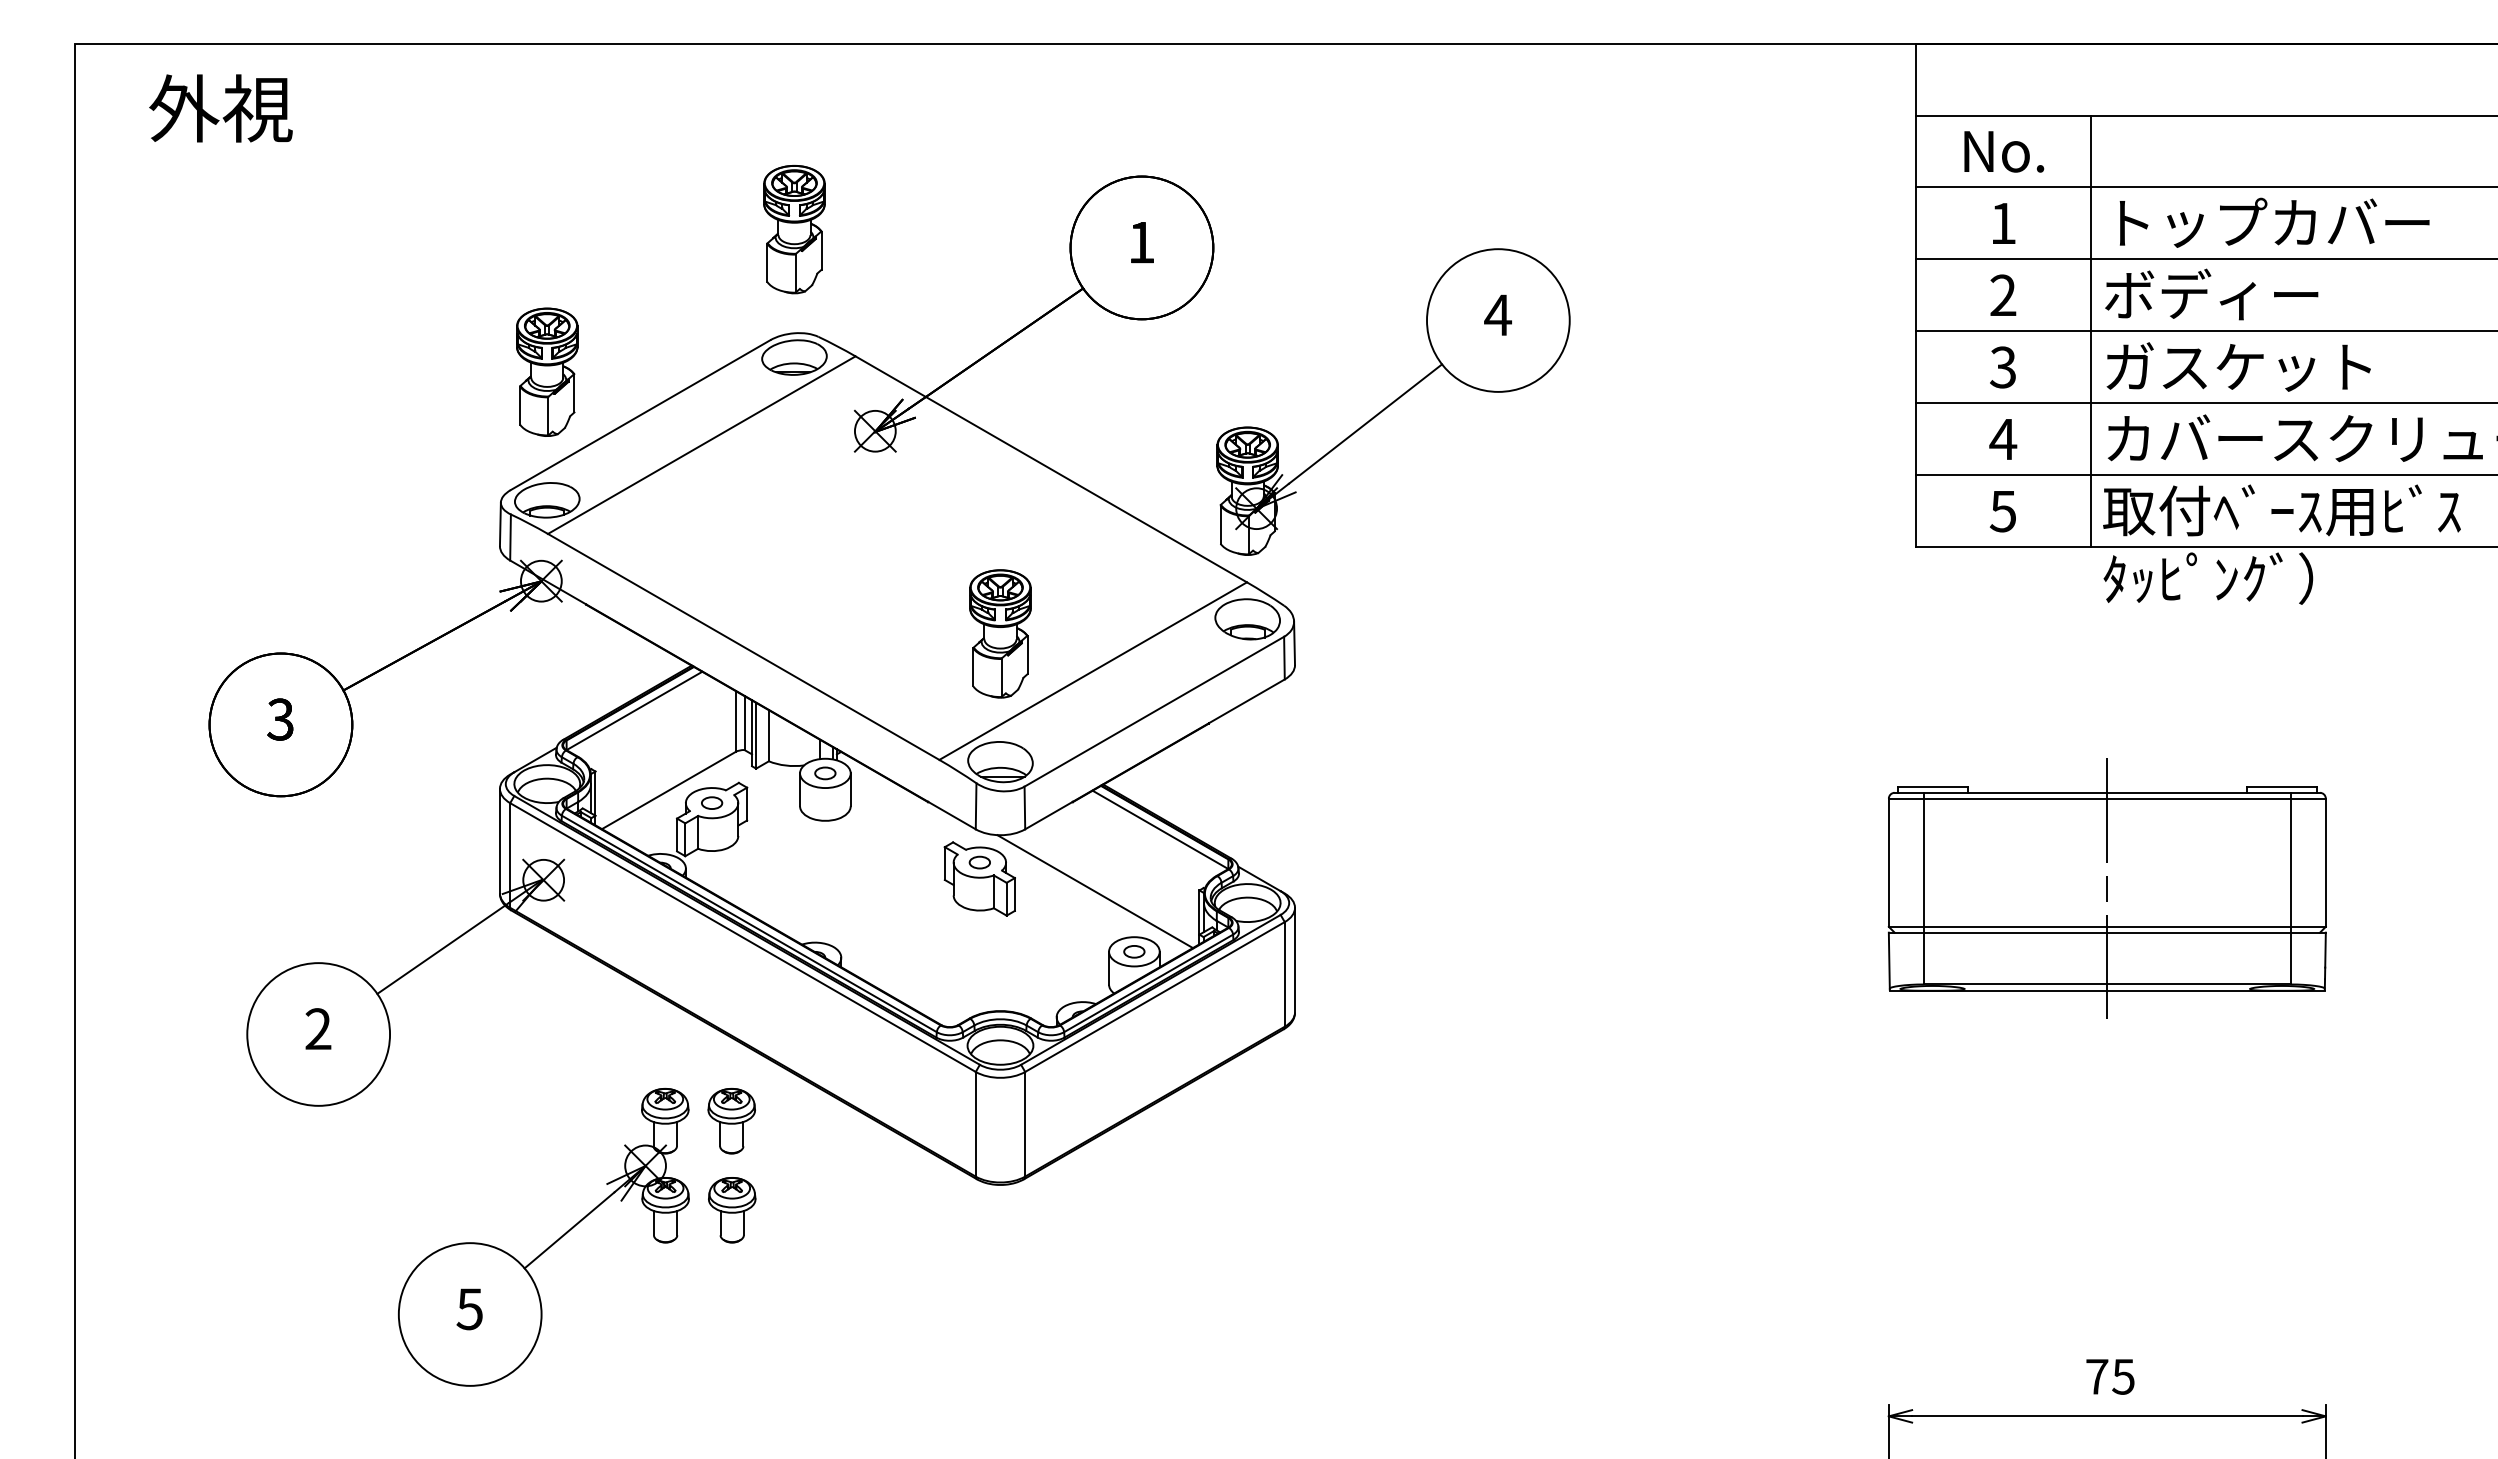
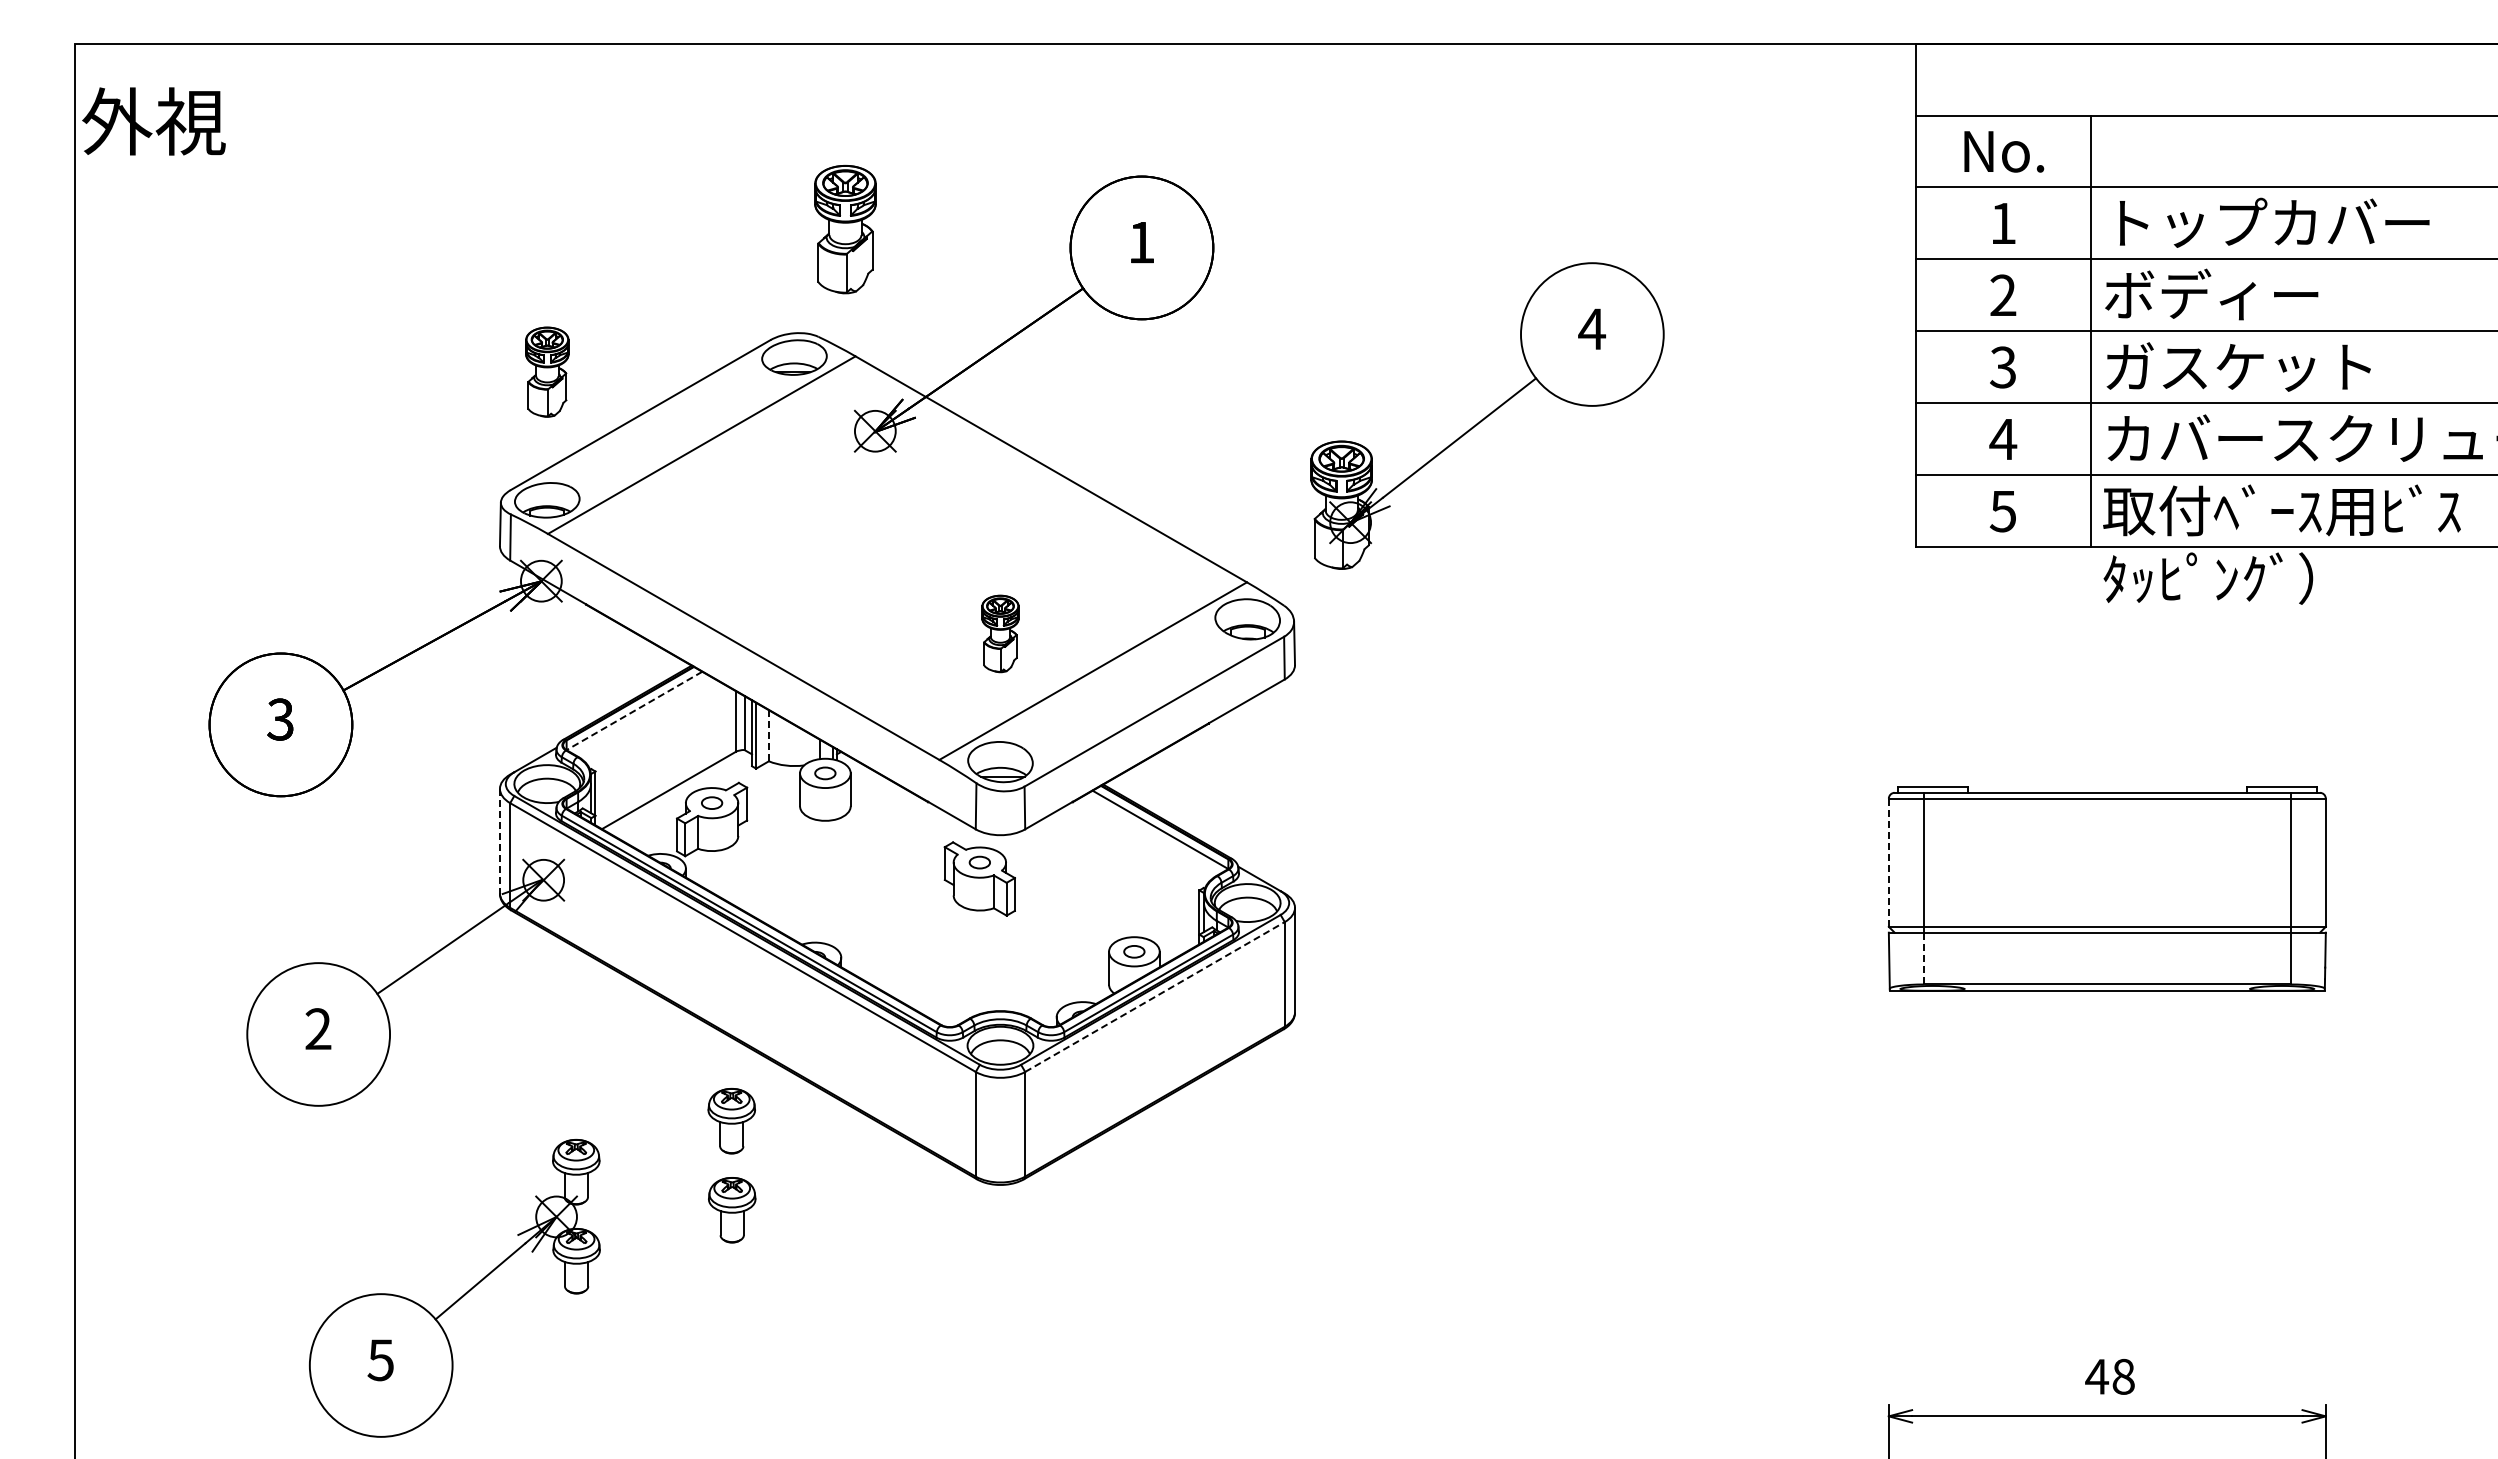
text position: (220, 108) -> (153, 121) (153, 121)
part position: (794, 229) -> (845, 229) (845, 229)
part size: 63x130 px -> 45x92 px (547, 371)
part position: (1393, 401) -> (1487, 415) (1487, 415)
part size: 63x130 px -> 39x80 px (1000, 633)
line: solid -> dashed (634, 711)
line: solid -> dashed (768, 735)
line: solid -> dashed (499, 841)
line: solid -> dashed (1888, 862)
line: present -> none (2107, 888)
line: present -> none (1094, 891)
line: solid -> dashed (1923, 958)
line: solid -> dashed (1154, 997)
part position: (548, 1246) -> (459, 1297) (459, 1297)
text: 75 -> 48 (2109, 1376)
